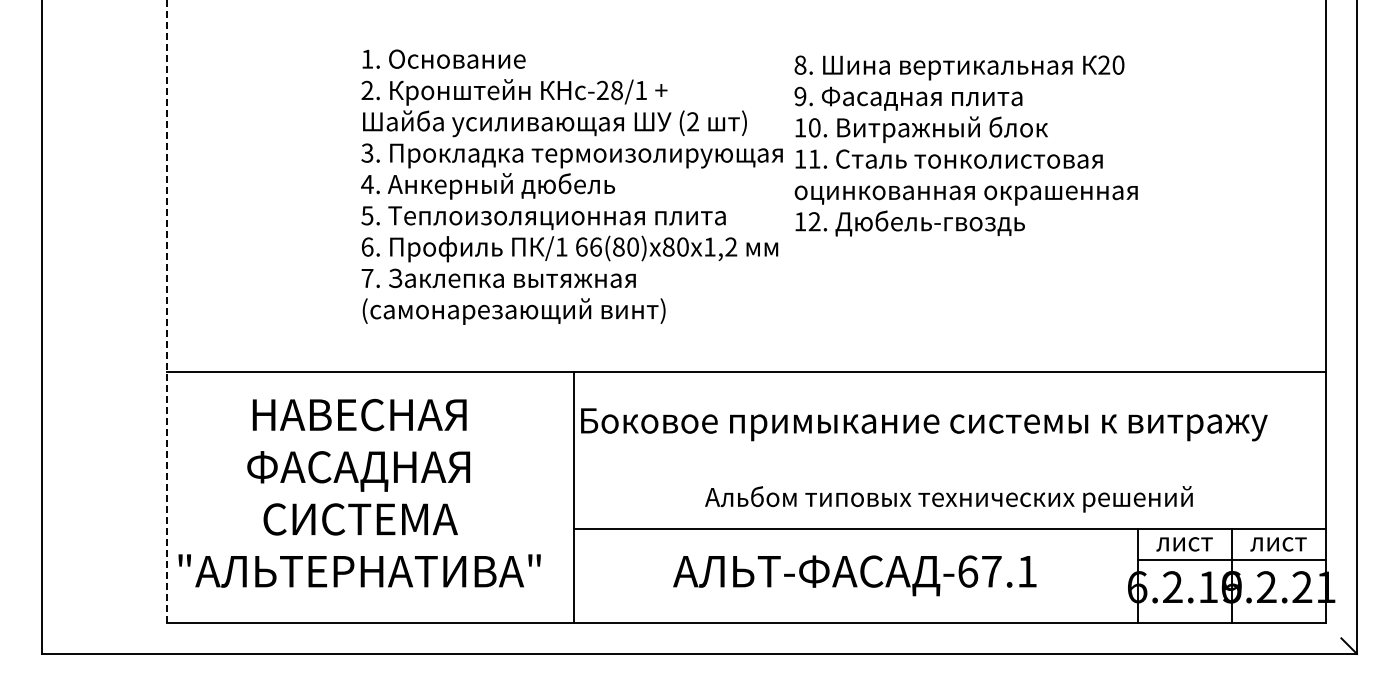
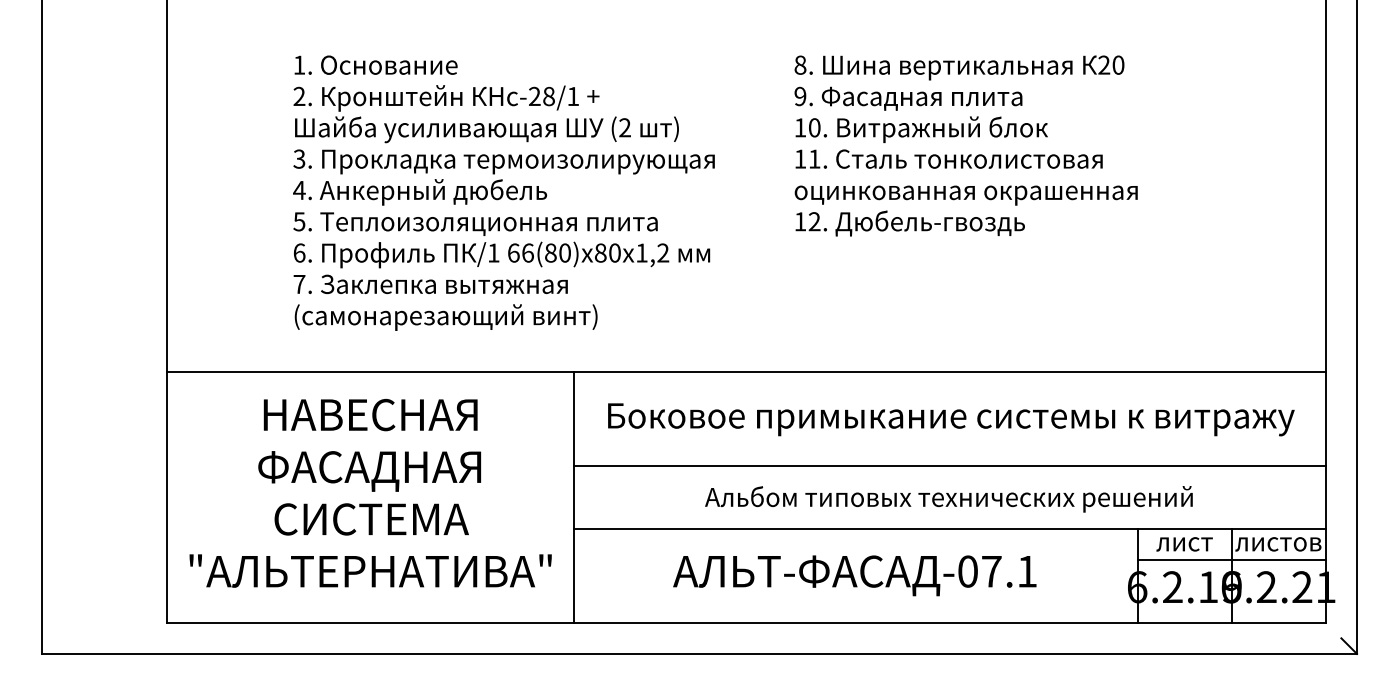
text position: (571, 186) -> (503, 192) (503, 192)
line: dashed -> solid (167, 311)
text position: (924, 424) -> (951, 419) (951, 419)
line: none -> present (949, 466)
text position: (359, 493) -> (370, 493) (370, 493)
text: лист -> листов (1278, 544)
text: -67.1 -> -07.1 (968, 571)
